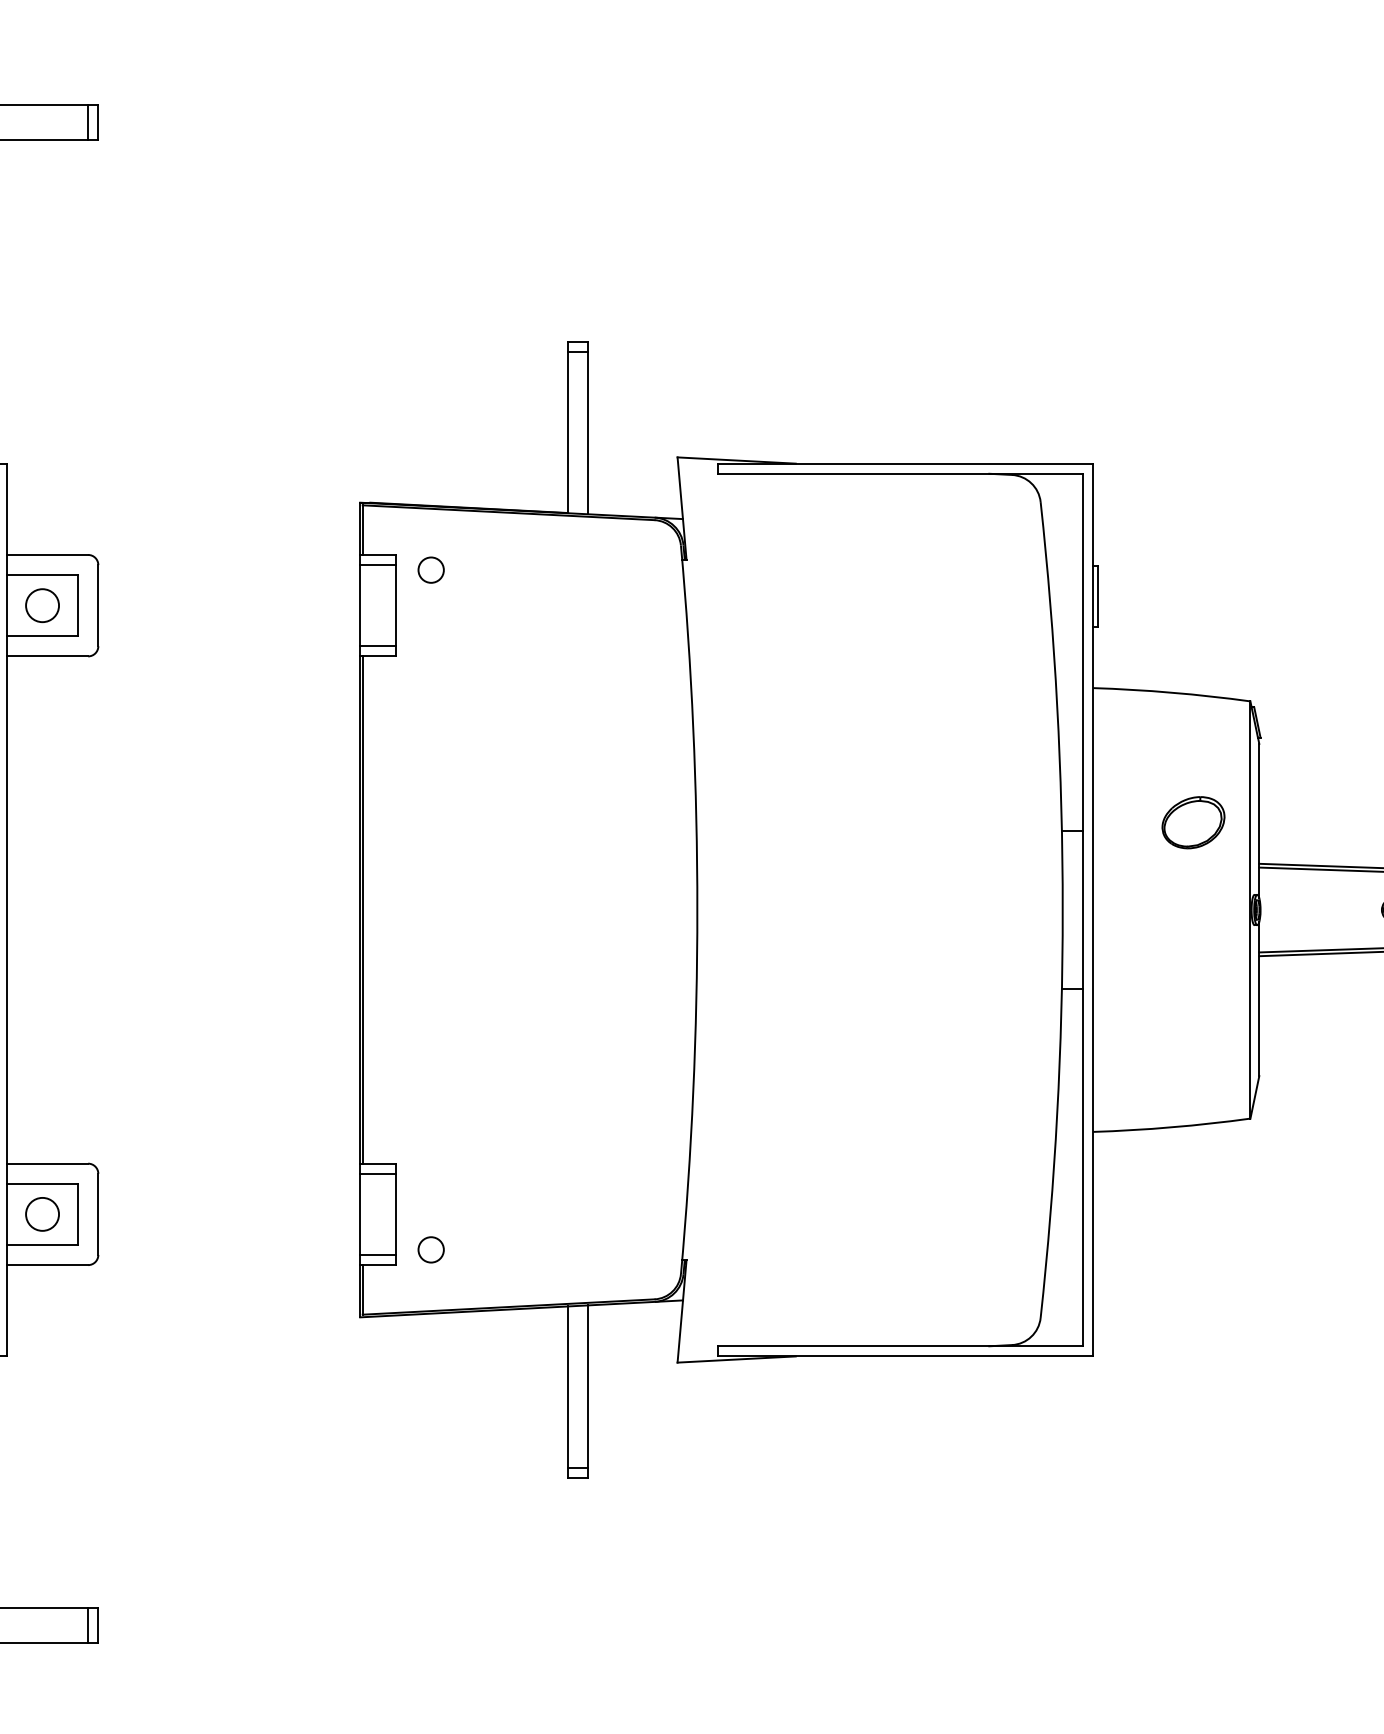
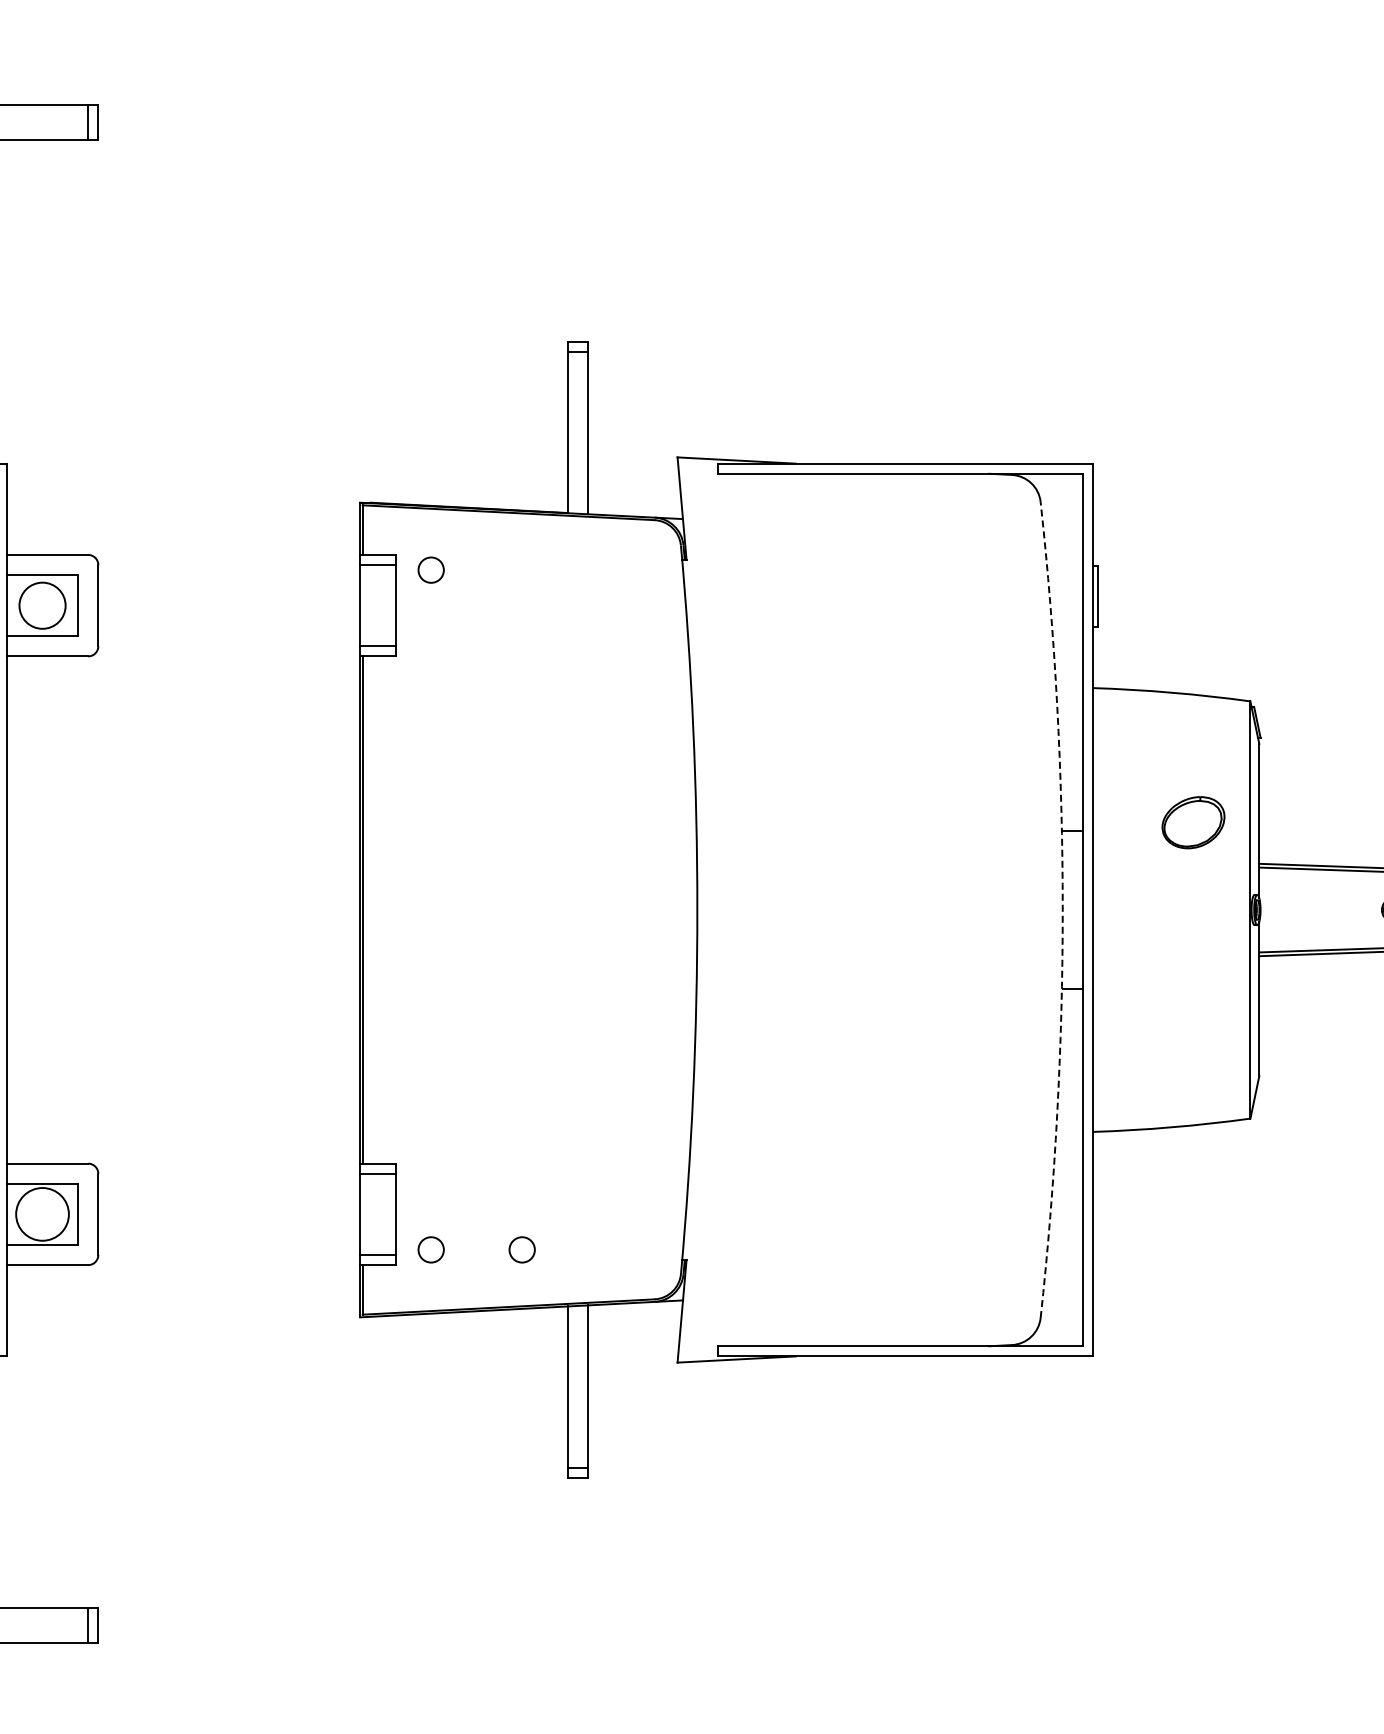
circle size: 35x35 px -> 49x49 px (42, 605)
arc: solid -> dashed (1062, 910)
circle diameter: 33 px -> 53 px (42, 1214)
circle: none -> present (521, 1249)
